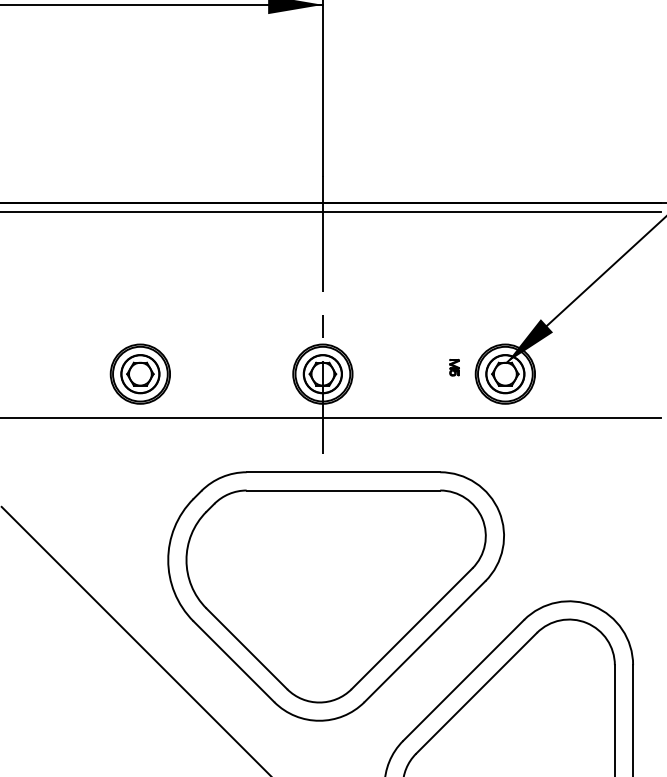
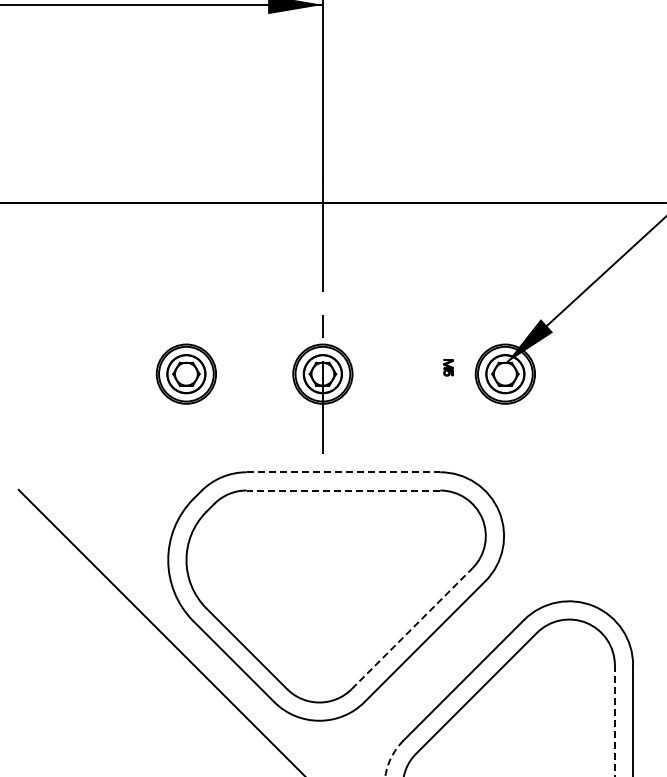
line: present -> none (331, 212)
part position: (454, 367) -> (448, 367) (448, 367)
part position: (139, 373) -> (185, 373) (185, 373)
line: present -> none (331, 417)
line: solid -> dashed (343, 472)
line: solid -> dashed (343, 490)
line: solid -> dashed (412, 628)
line position: (135, 640) -> (160, 631) (160, 631)
line: solid -> dashed (614, 721)
arc: solid -> dashed (391, 757)
